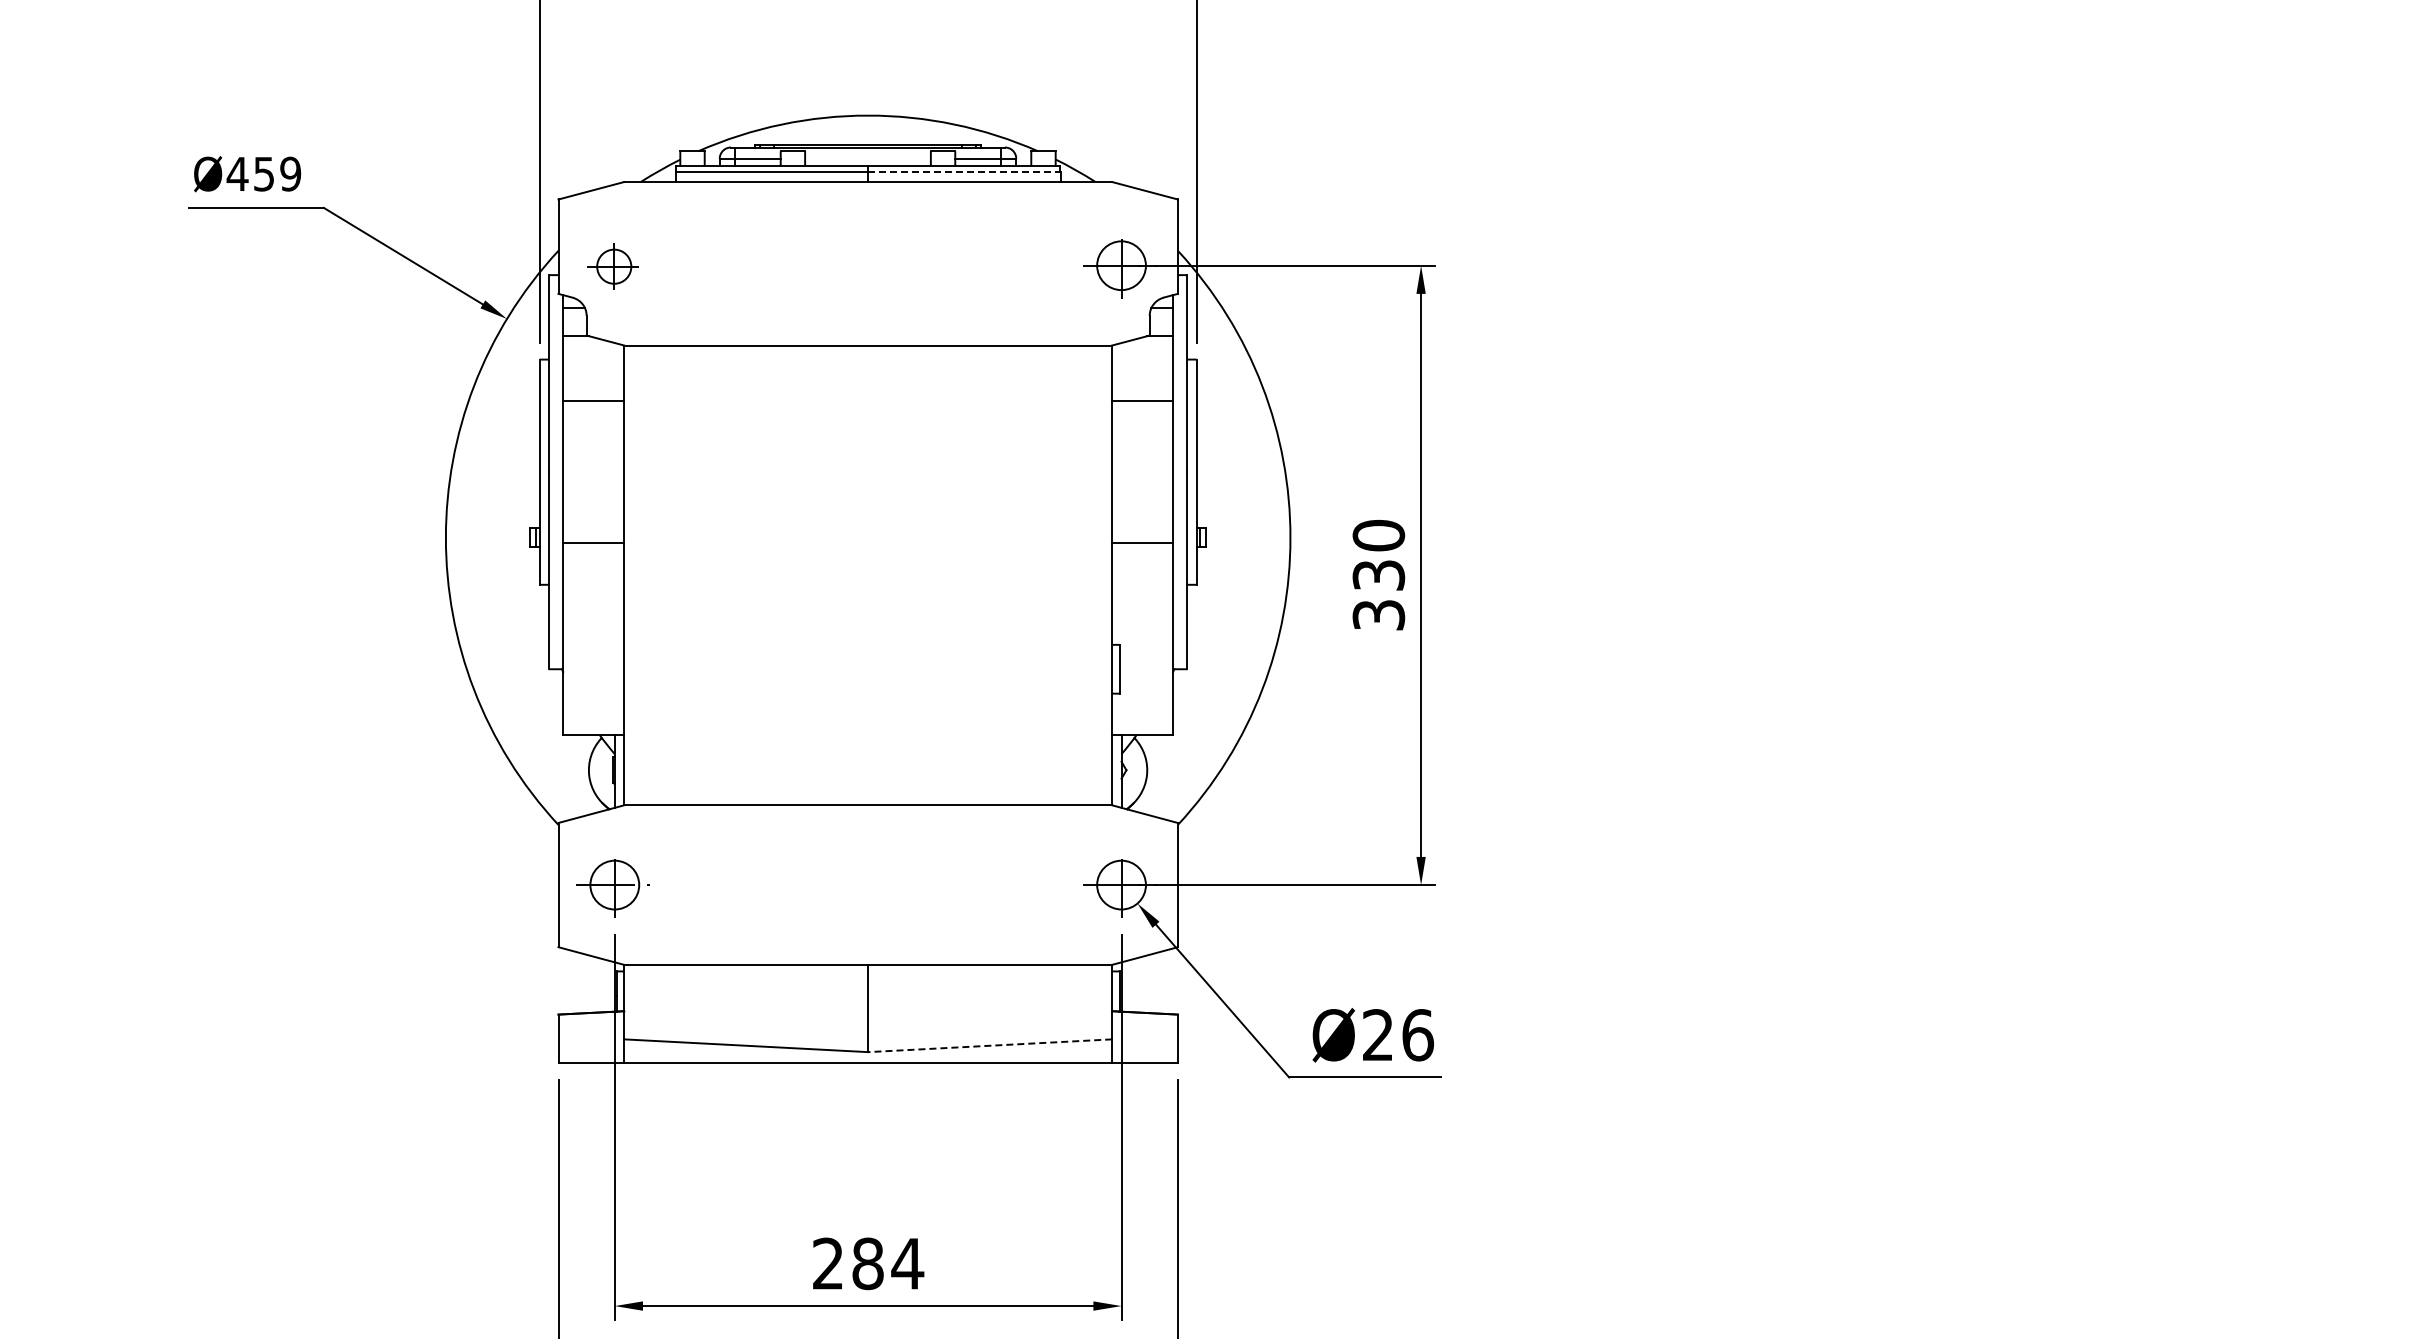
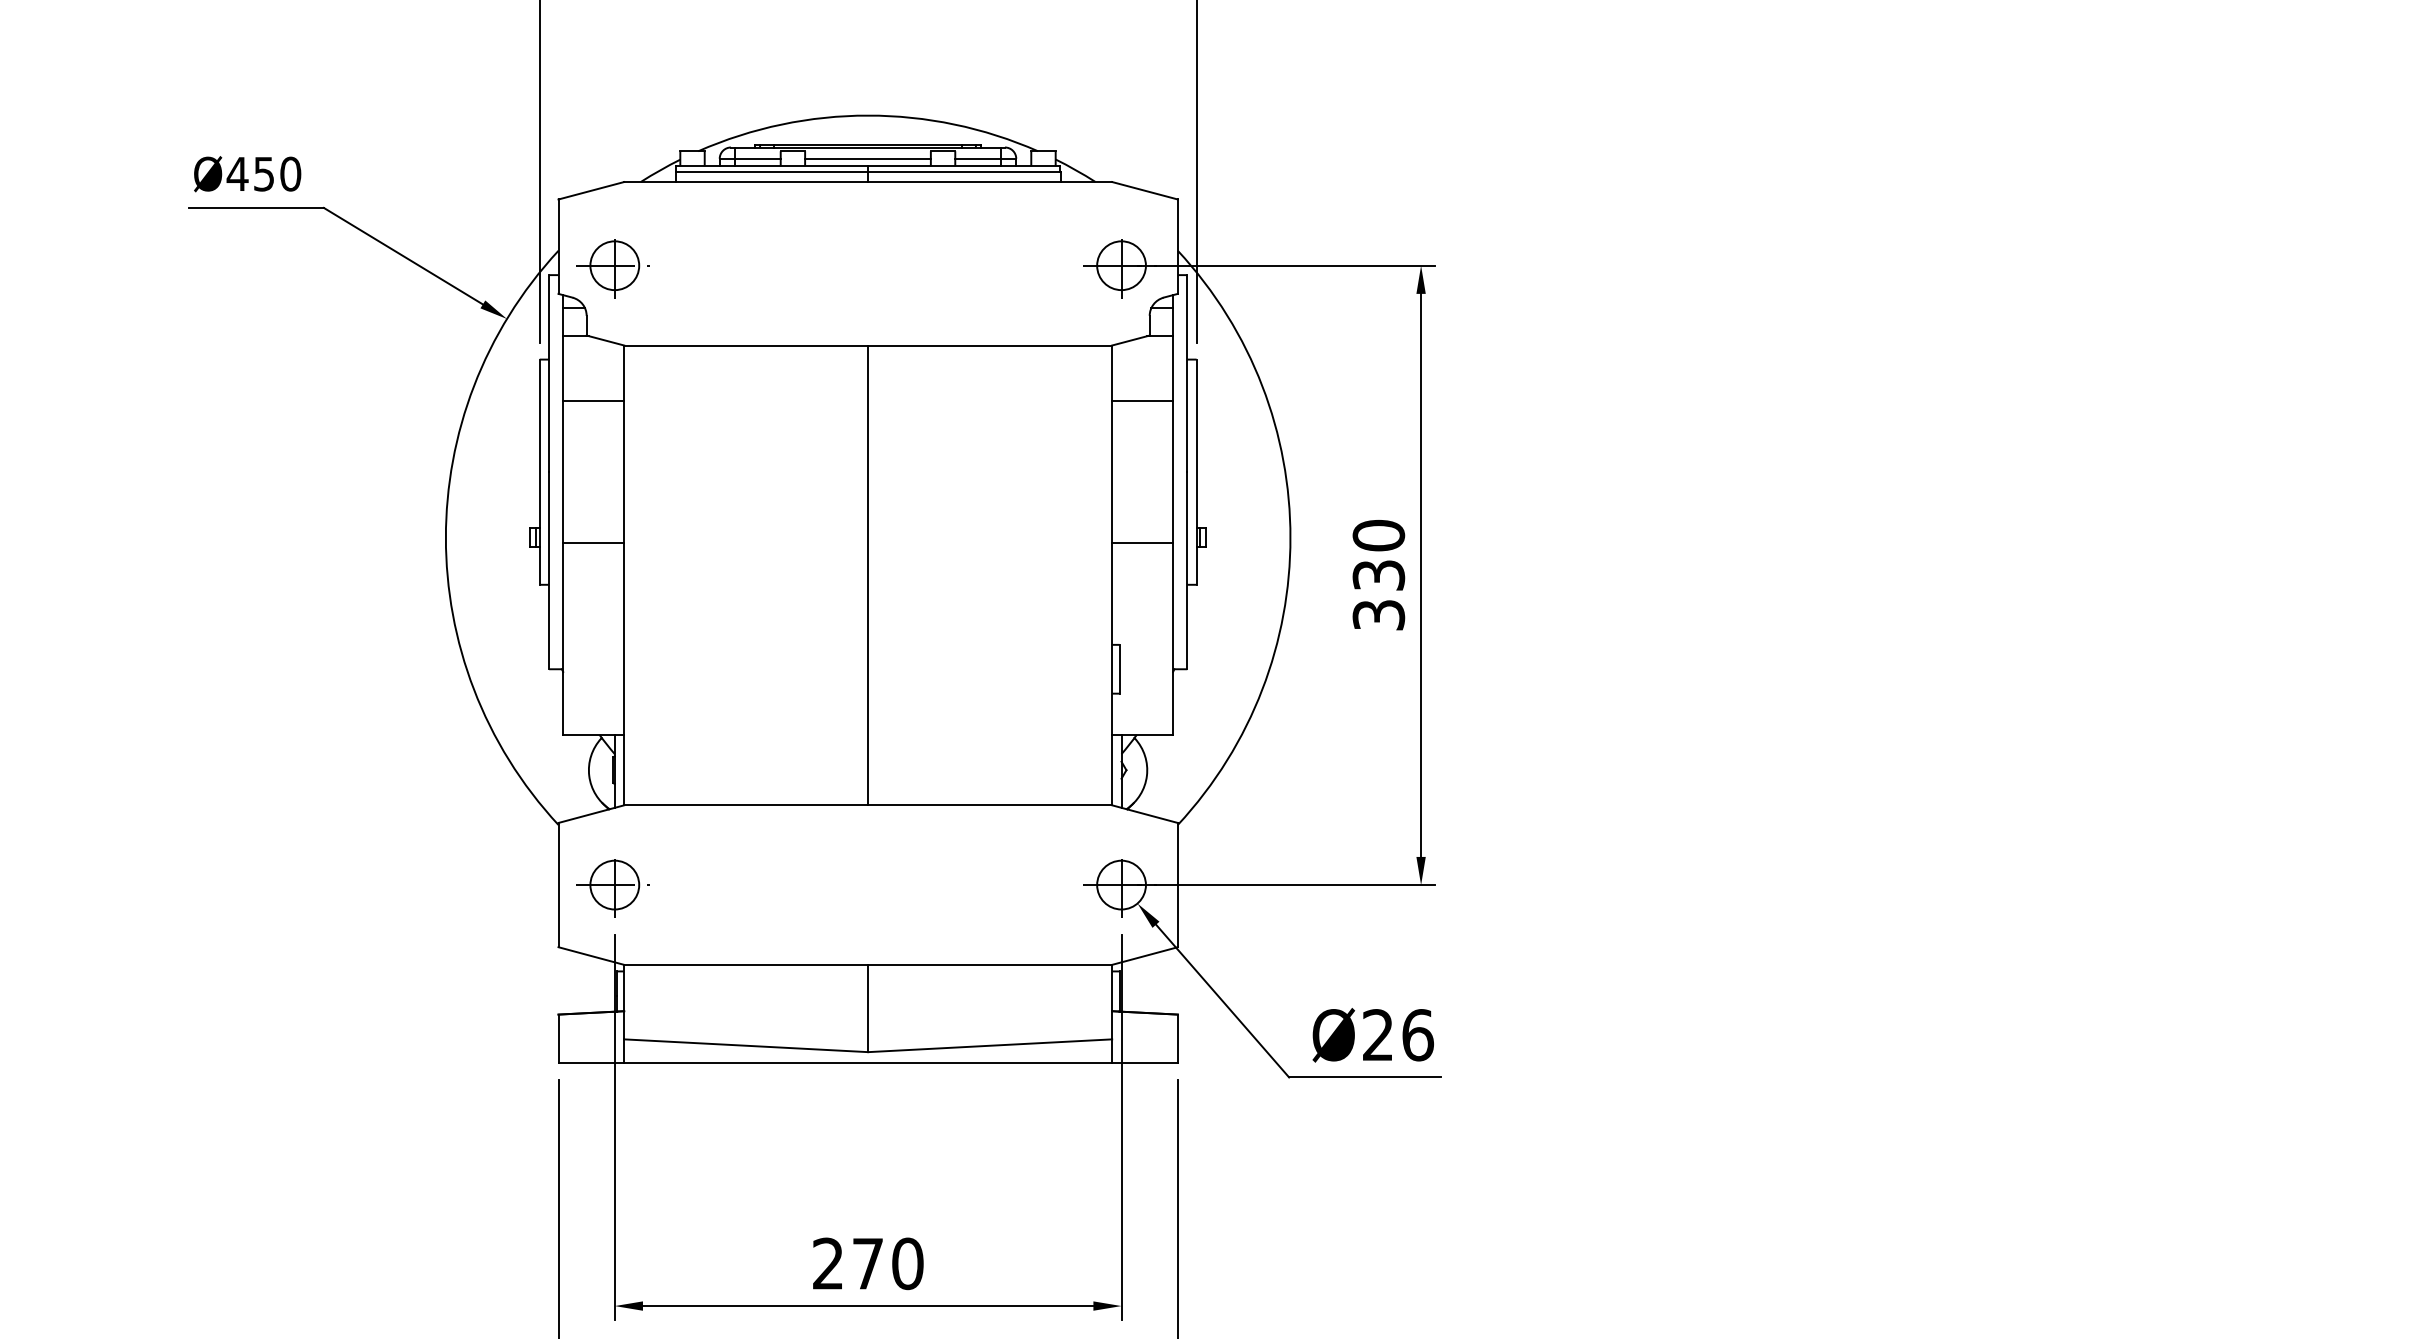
line: none -> present (867, 158)
line: dashed -> solid (964, 171)
text: Ø459 -> Ø450 (290, 173)
part size: 52x47 px -> 74x60 px (612, 268)
line: none -> present (868, 575)
line: dashed -> solid (989, 1045)
text: 284 -> 270 (888, 1263)
